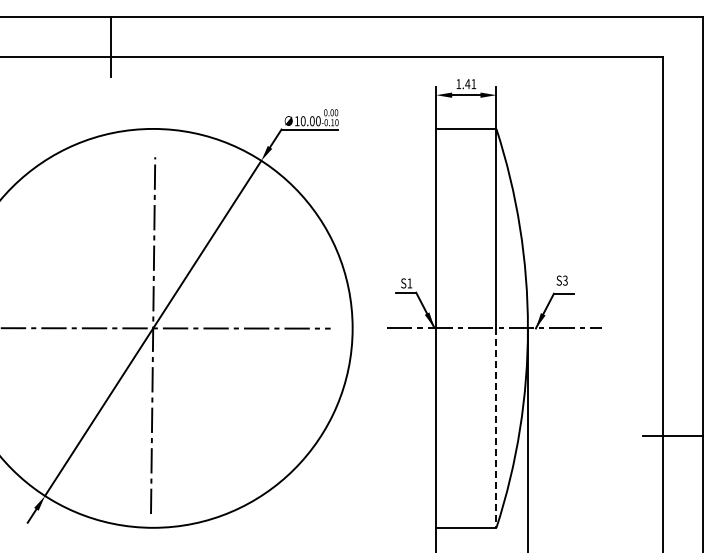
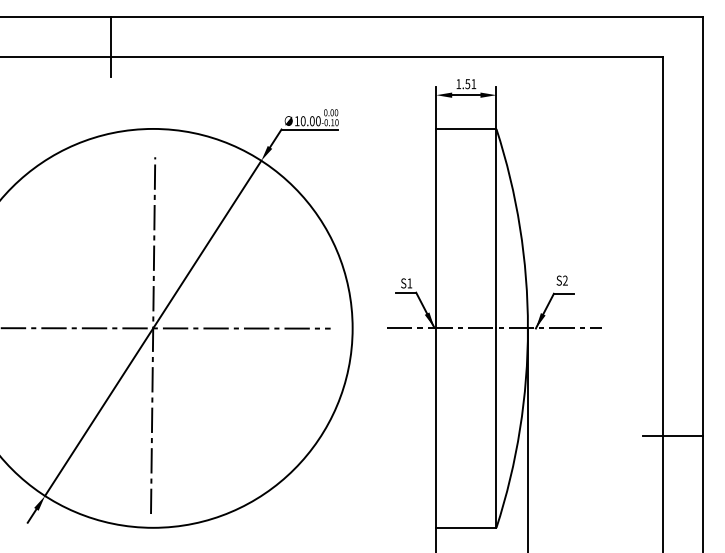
text: 1.41 -> 1.51 (467, 84)
text: S3 -> S2 (565, 280)
line: dashed -> solid (496, 428)
